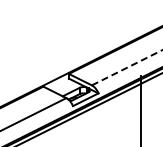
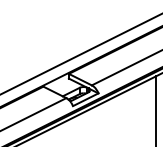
line: none -> present (80, 53)
line: dashed -> solid (127, 67)
line position: (141, 109) -> (156, 109) (156, 109)
